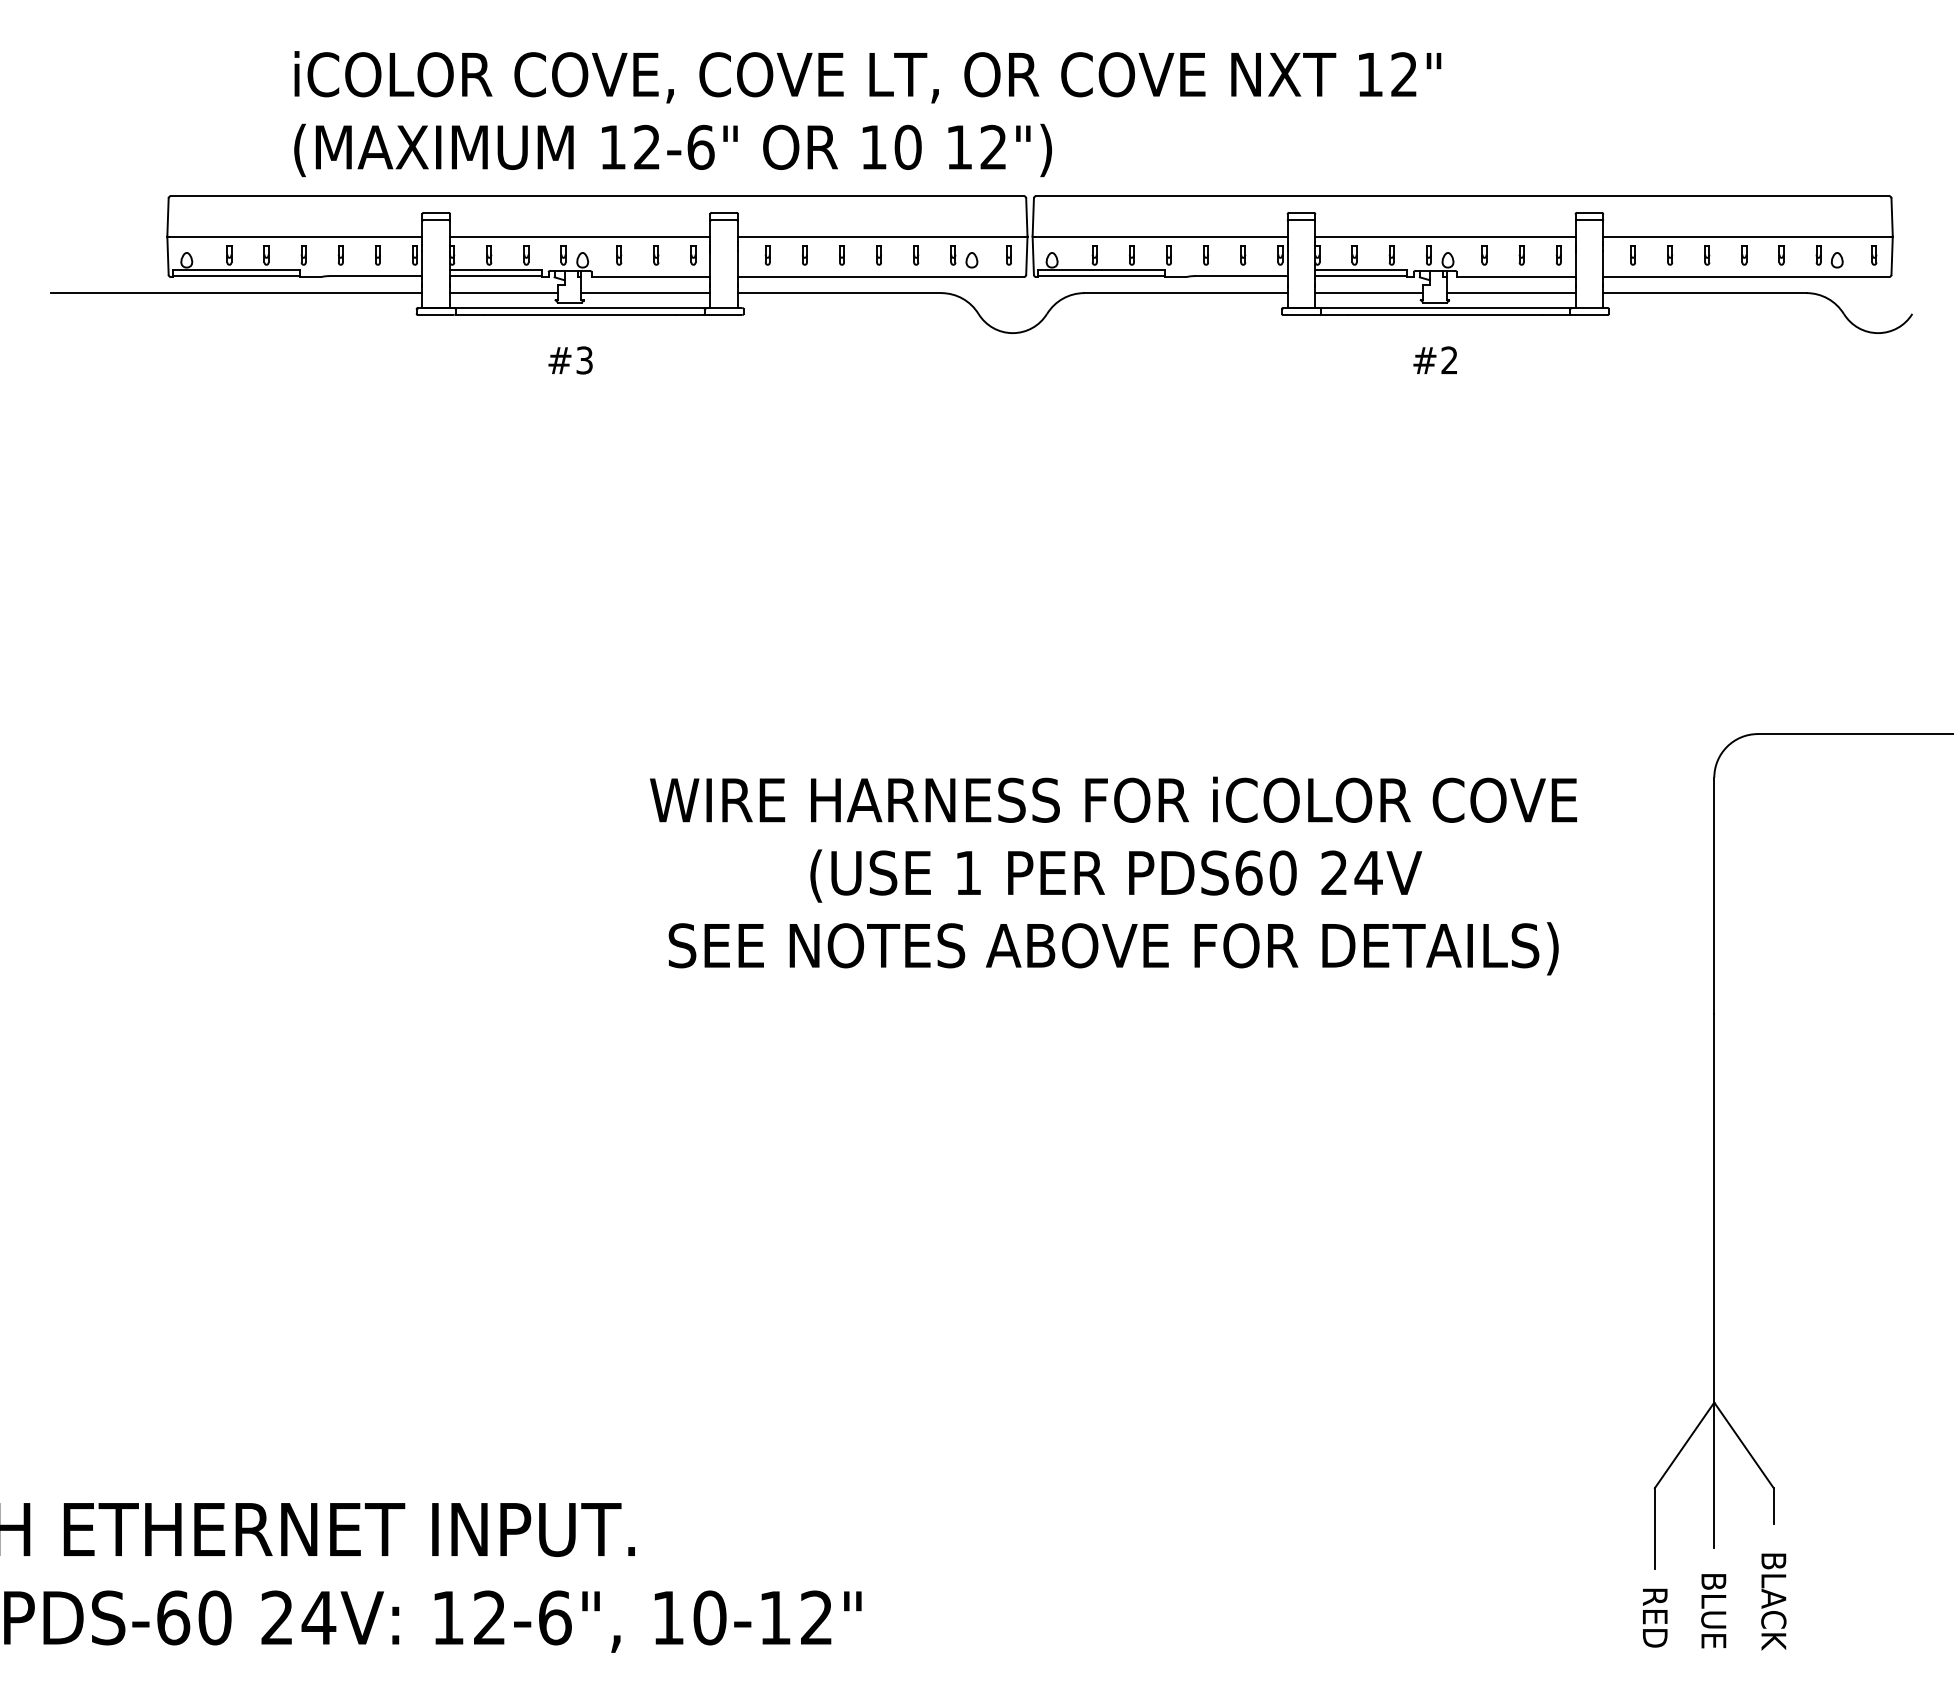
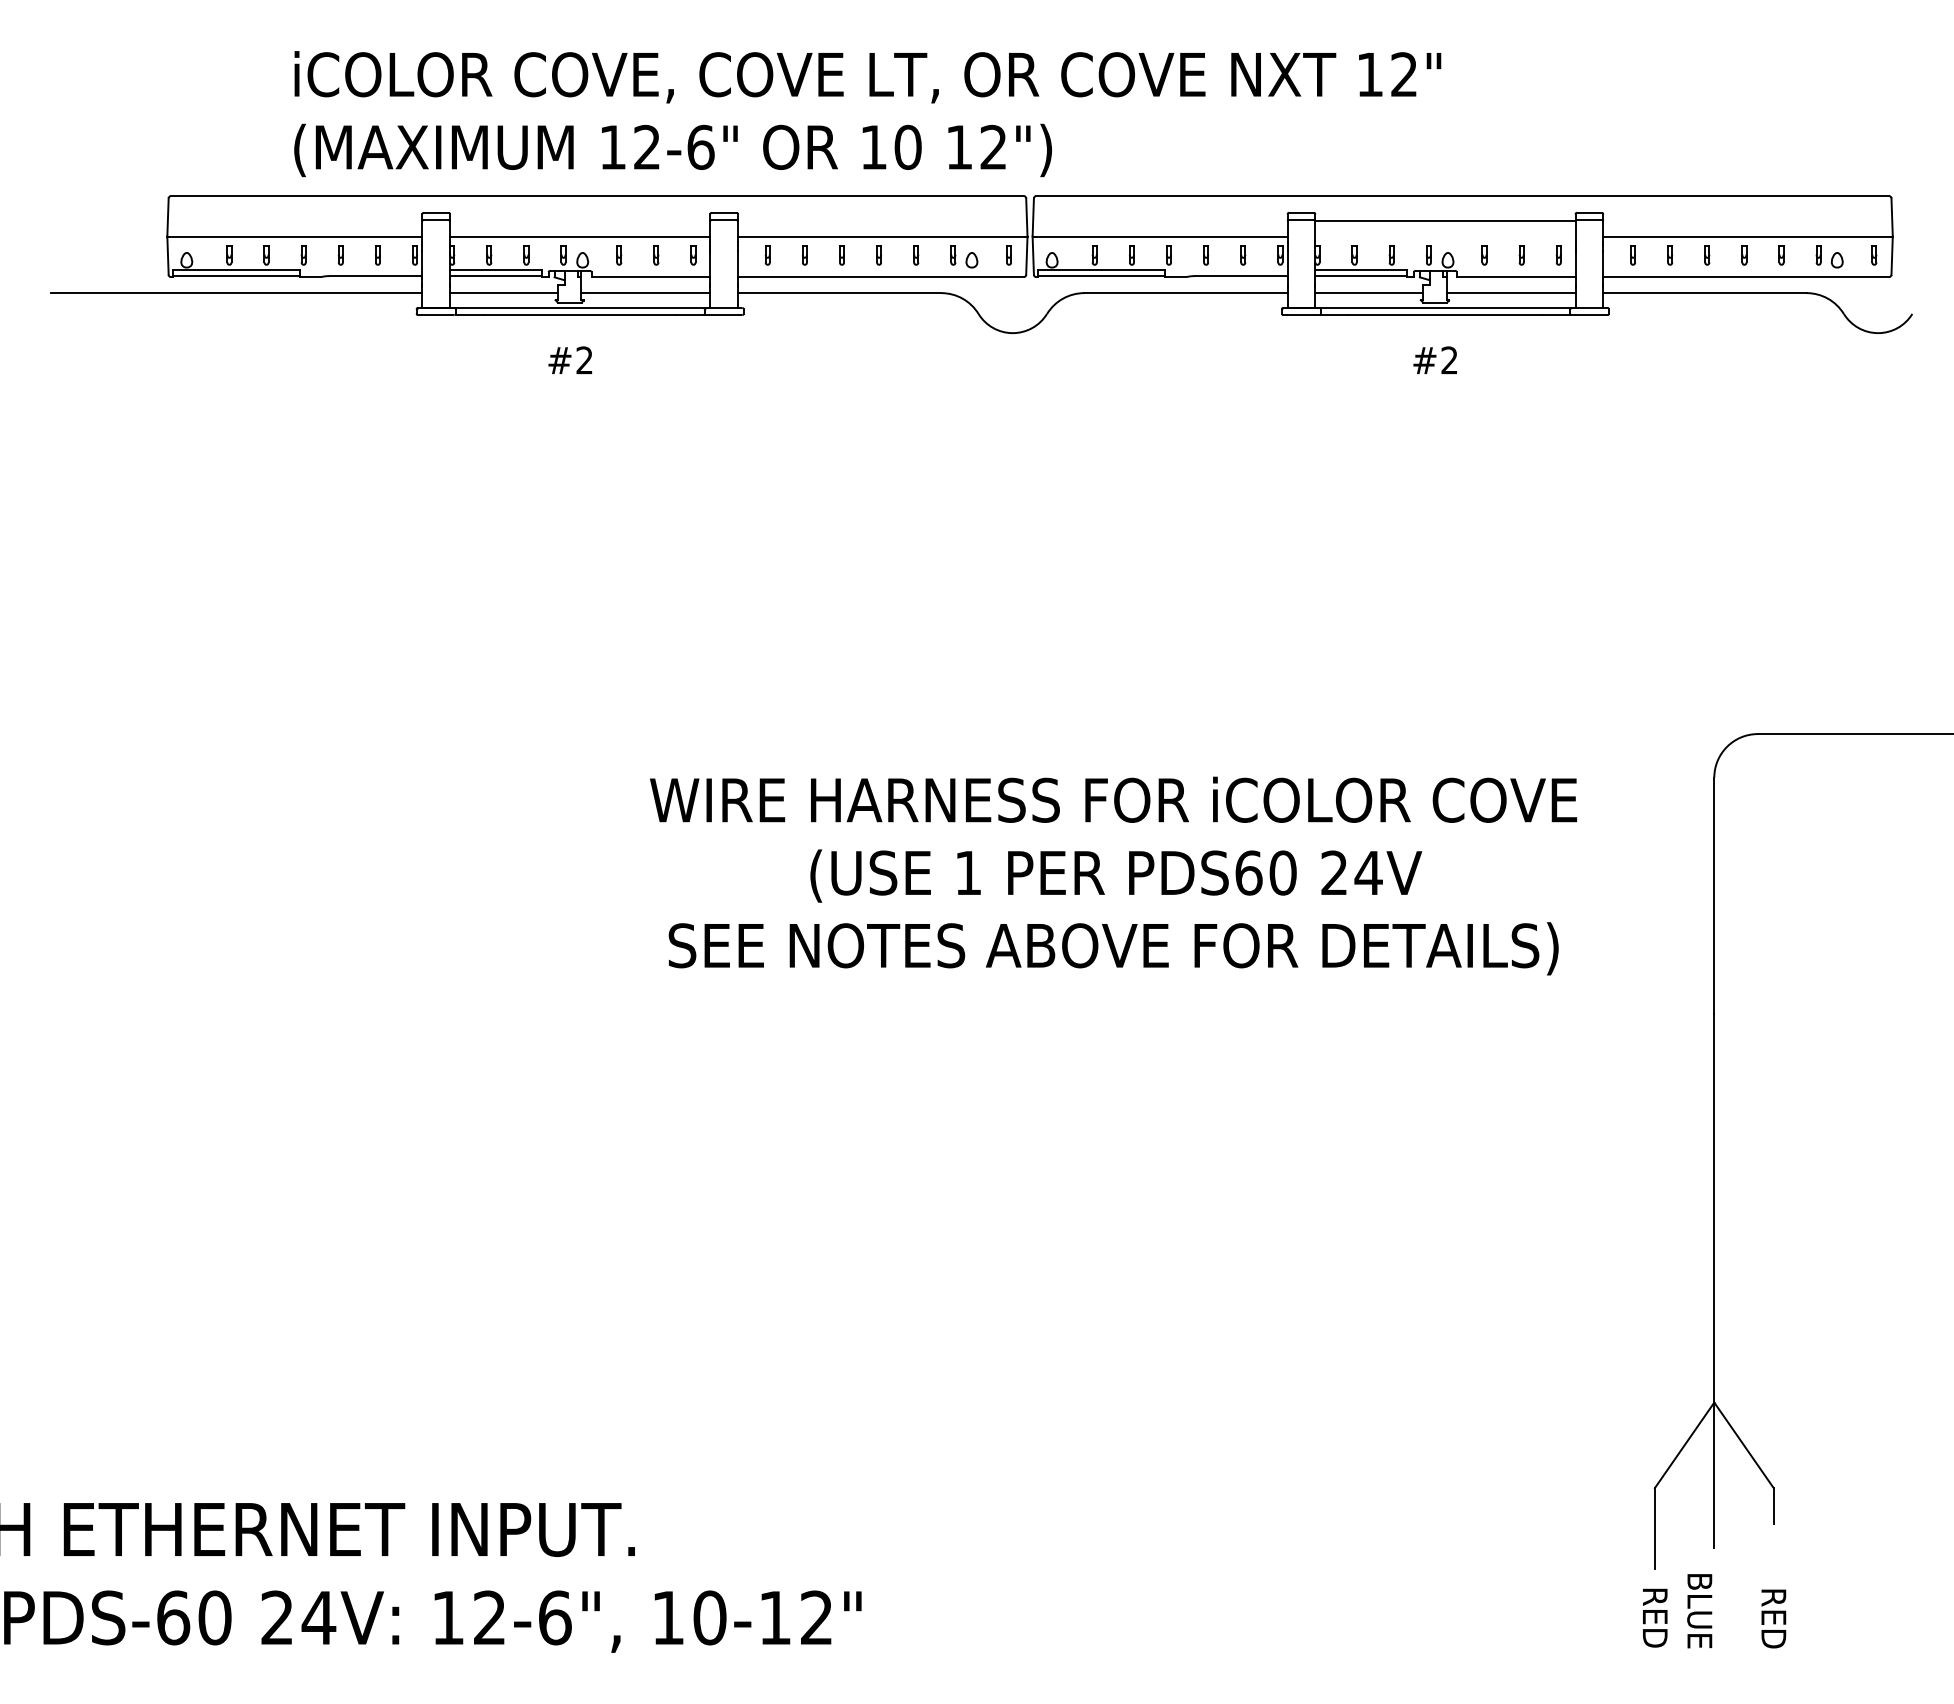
line position: (1445, 236) -> (1445, 220) (1445, 220)
text: #3 -> #2 (584, 360)
text: BLACK -> RED (1773, 1601)
text position: (1713, 1611) -> (1699, 1611) (1699, 1611)
